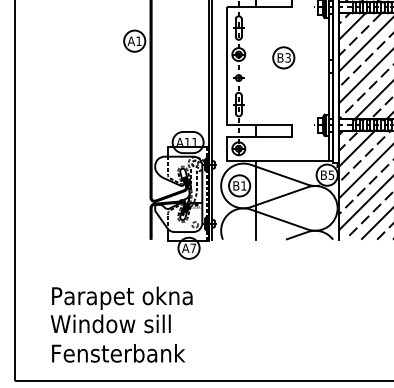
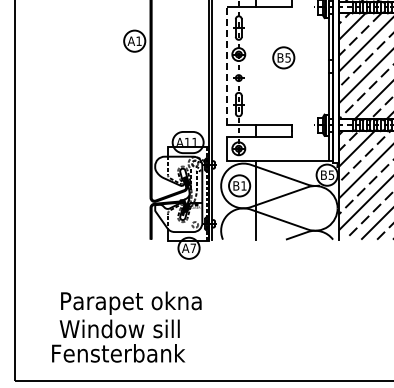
text: B3 -> B5 (287, 57)
line: solid -> dashed (227, 66)
text position: (121, 309) -> (130, 314) (130, 314)
